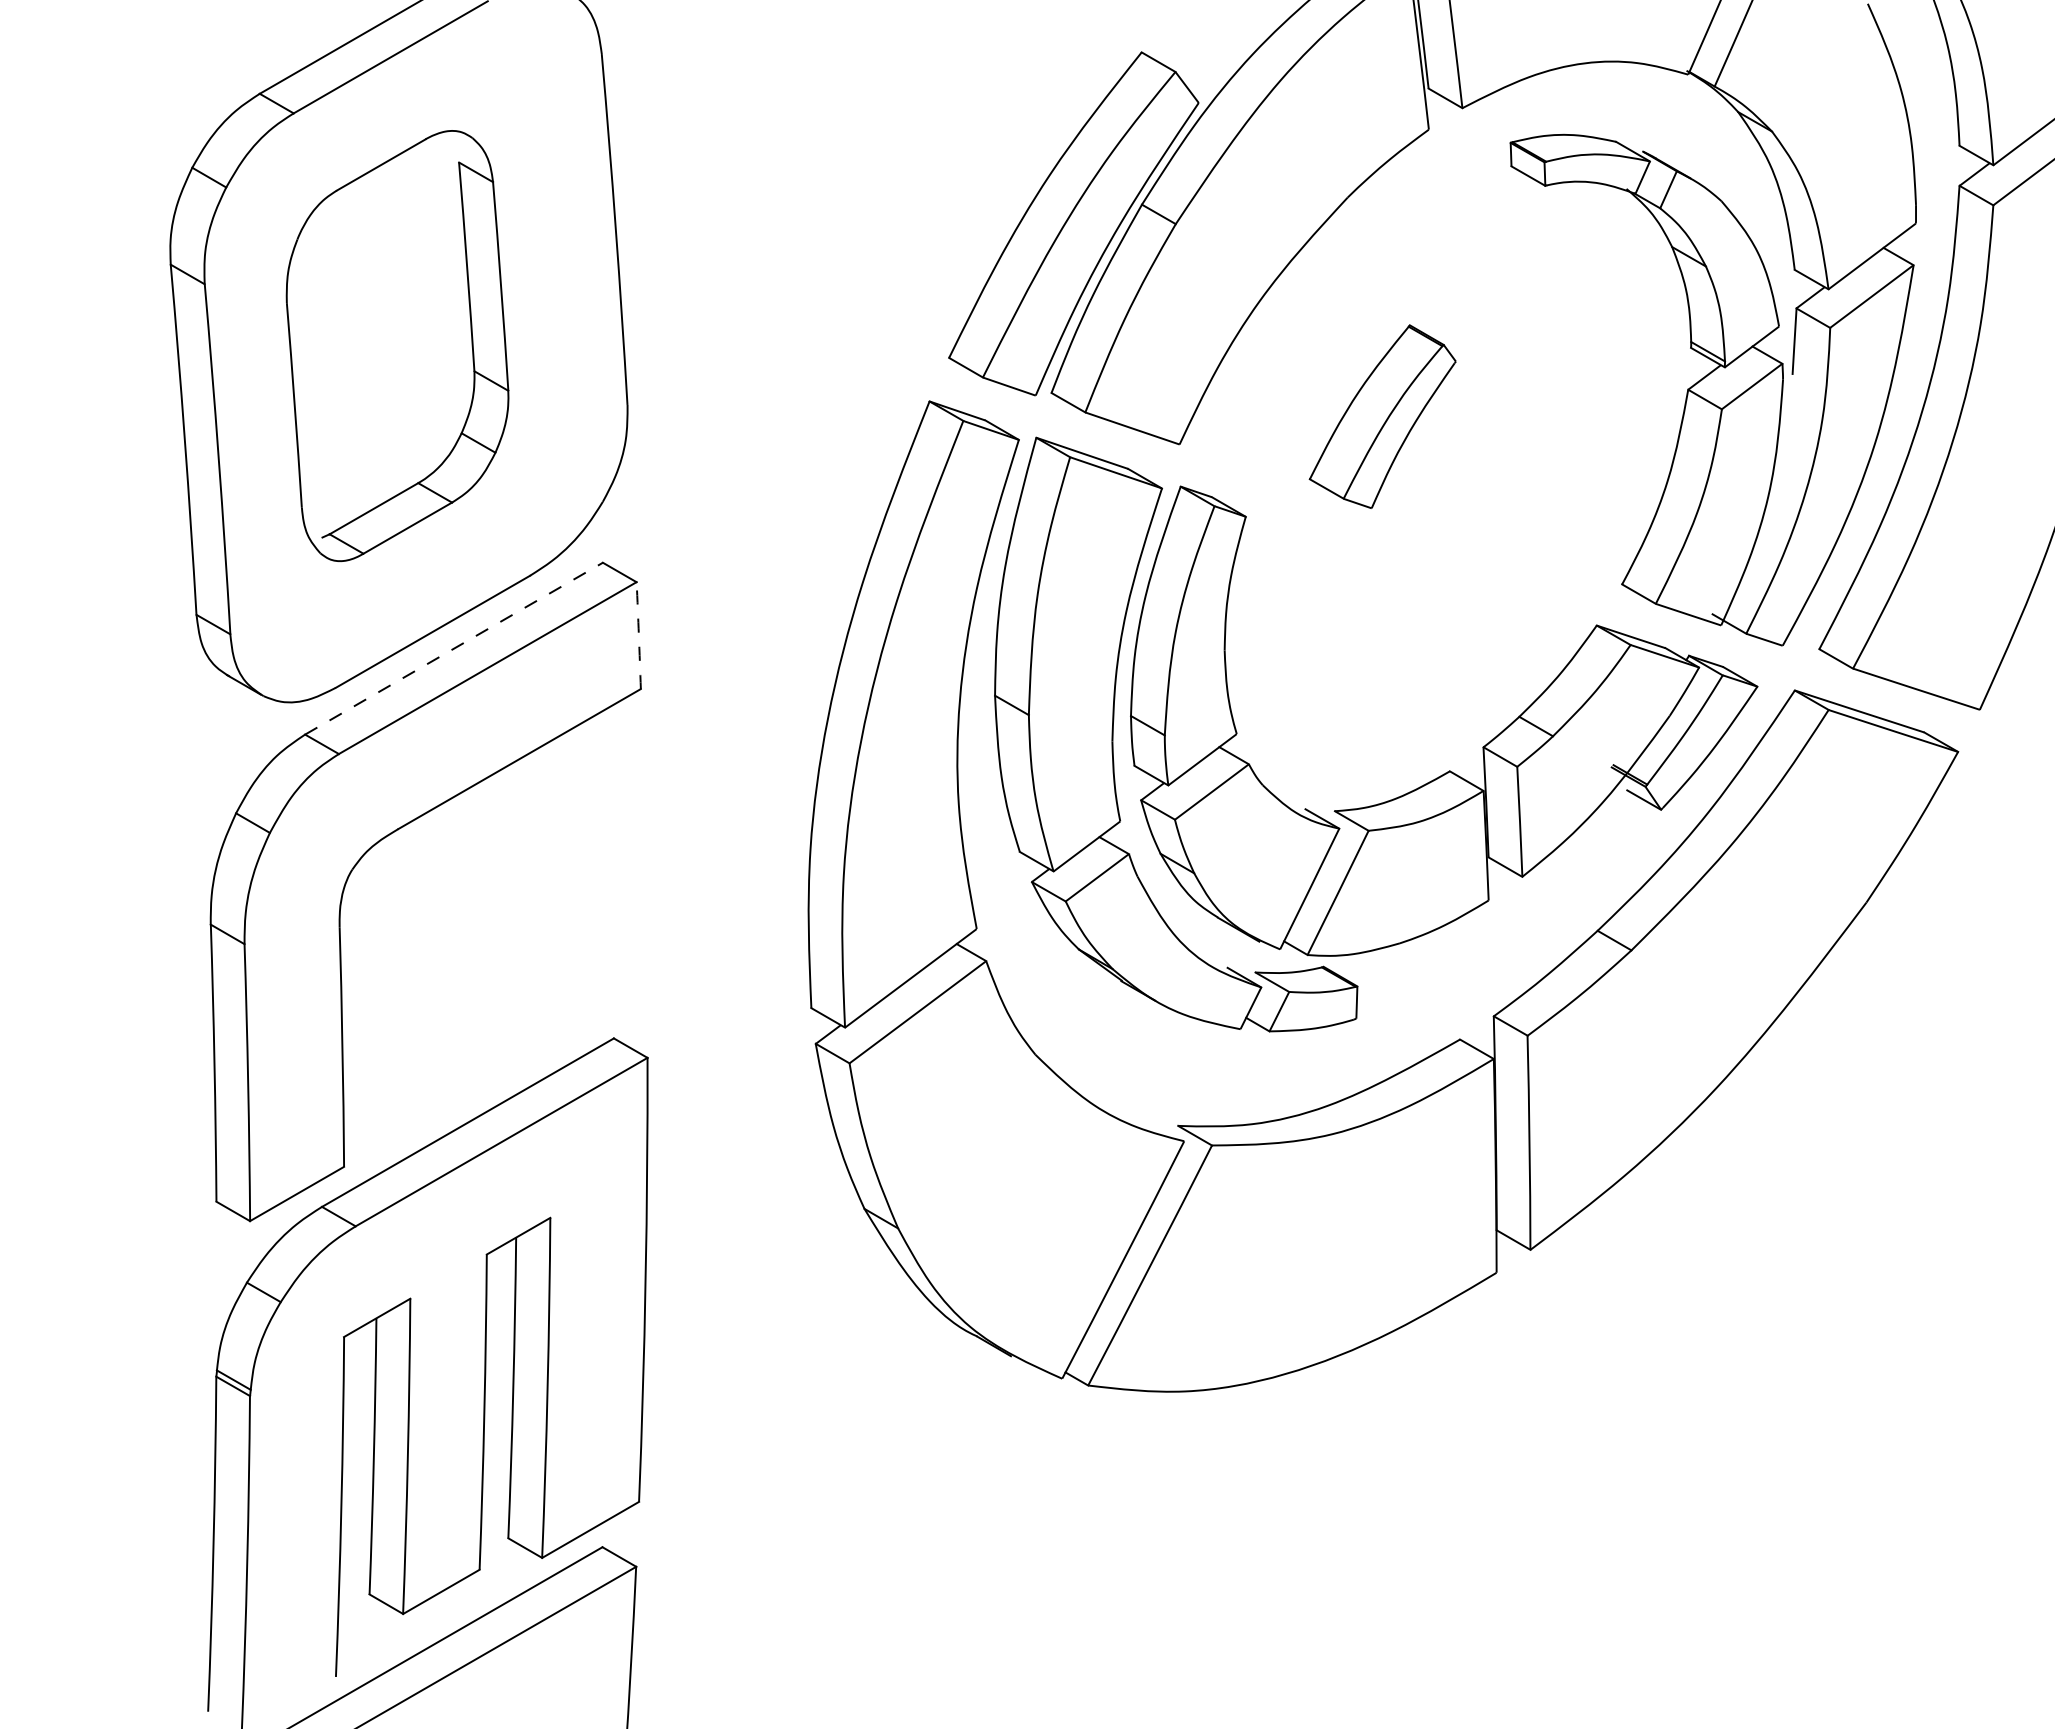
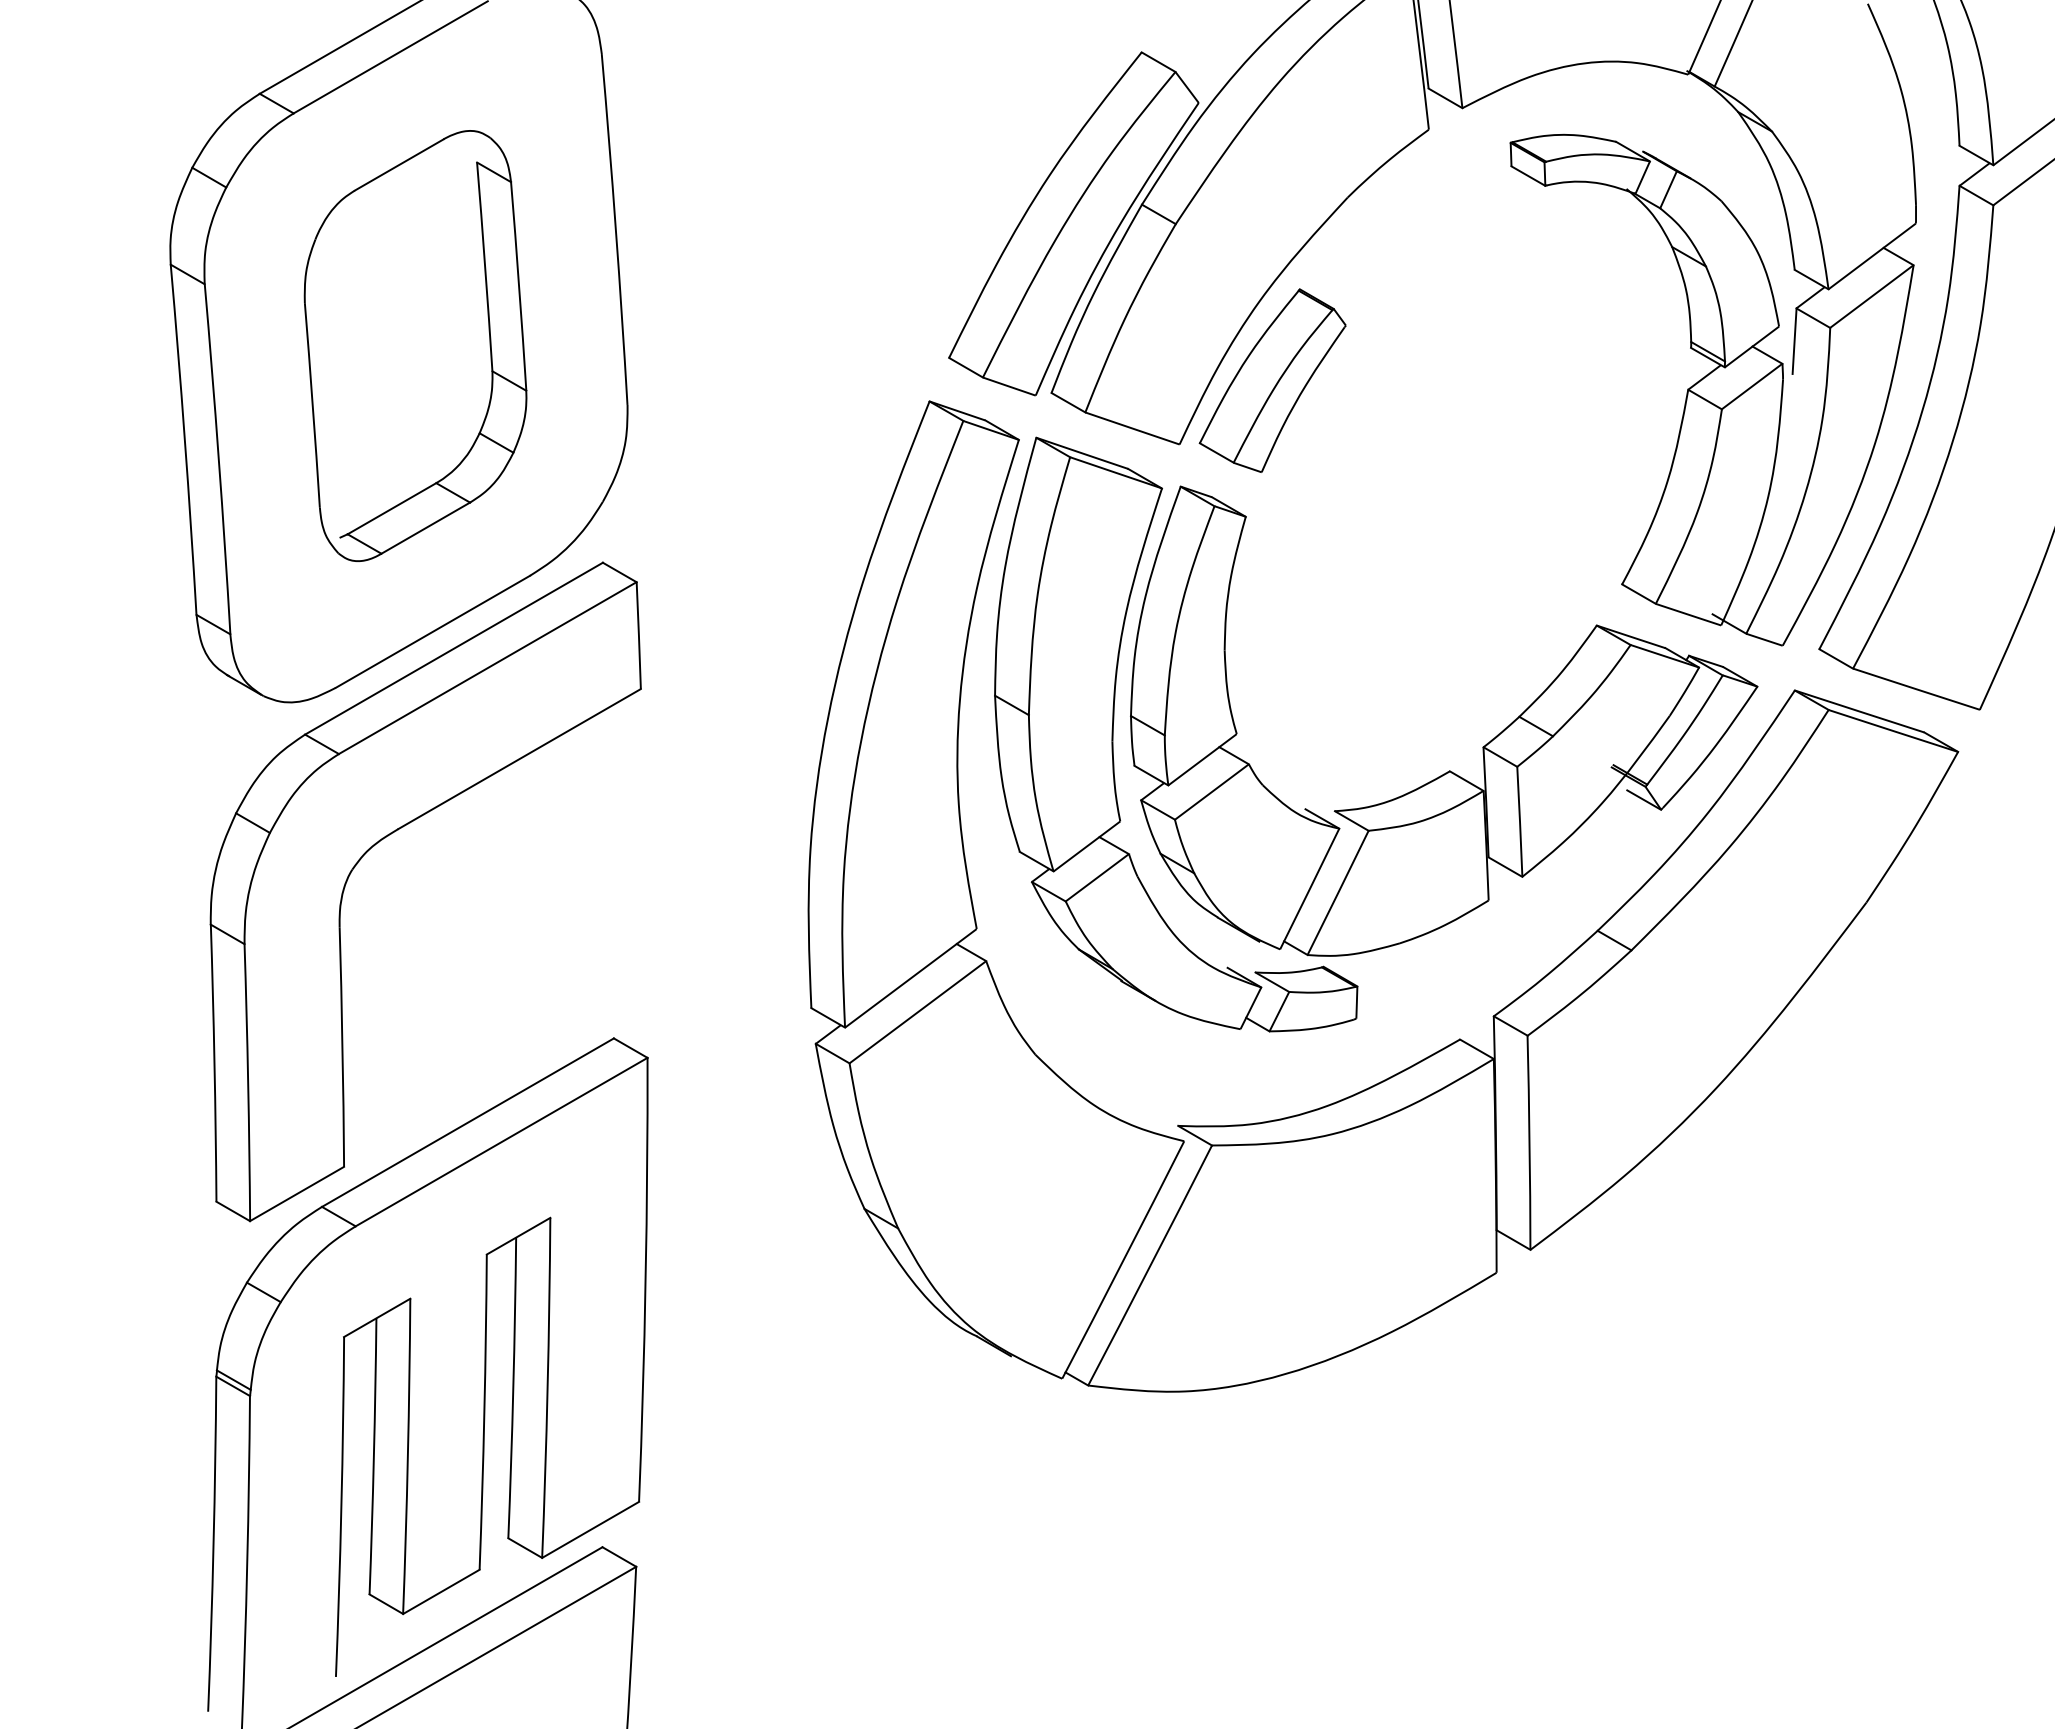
part position: (397, 345) -> (415, 345) (415, 345)
part position: (1382, 416) -> (1272, 380) (1272, 380)
arc: dashed -> solid (638, 635)
line: dashed -> solid (454, 648)
